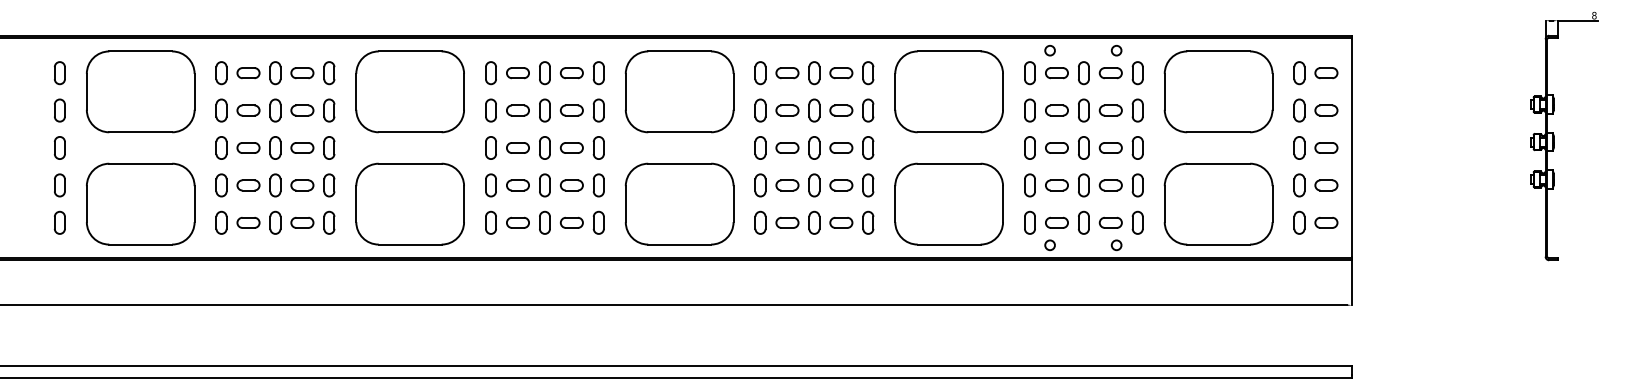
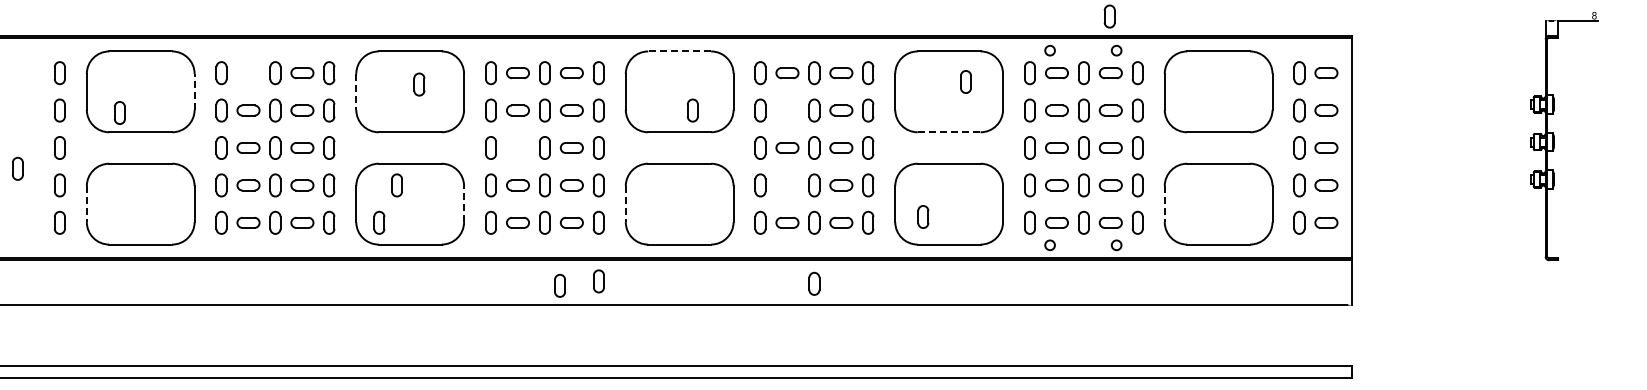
part: none -> present (1109, 16)
line: solid -> dashed (679, 51)
part: present -> none (248, 73)
part: none -> present (965, 81)
part: none -> present (419, 84)
line: solid -> dashed (194, 91)
line: solid -> dashed (356, 91)
part: none -> present (692, 110)
part: present -> none (787, 110)
part: none -> present (119, 112)
line: solid -> dashed (949, 132)
part: present -> none (517, 147)
part: none -> present (17, 168)
part: none -> present (396, 185)
part: present -> none (787, 185)
line: solid -> dashed (86, 204)
line: solid -> dashed (464, 204)
line: solid -> dashed (625, 204)
line: solid -> dashed (1164, 204)
part: none -> present (923, 216)
part: none -> present (379, 222)
part: none -> present (598, 281)
part: none -> present (814, 283)
part: none -> present (559, 285)
